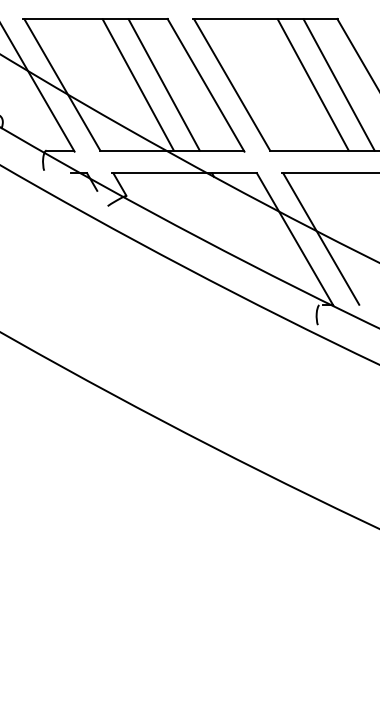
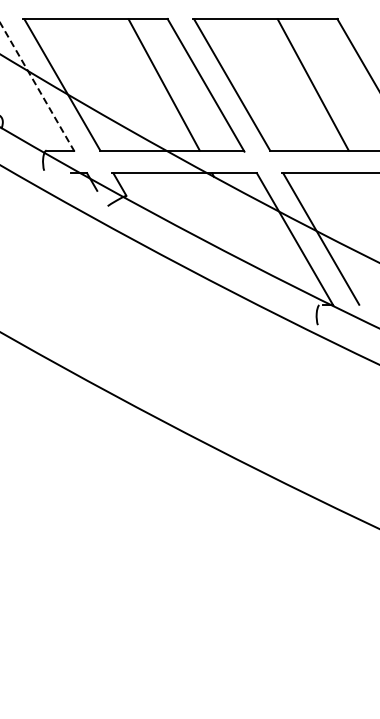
line: present -> none (137, 84)
line: present -> none (338, 84)
line: solid -> dashed (37, 87)
